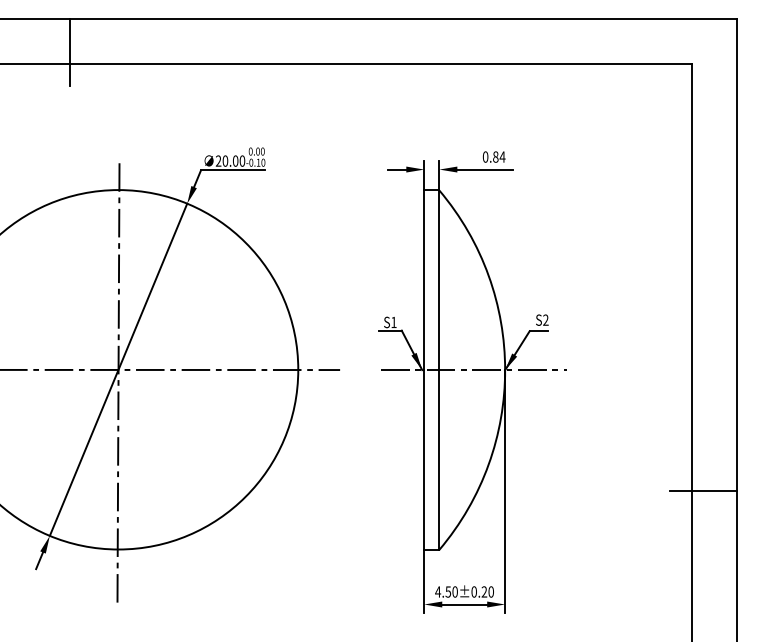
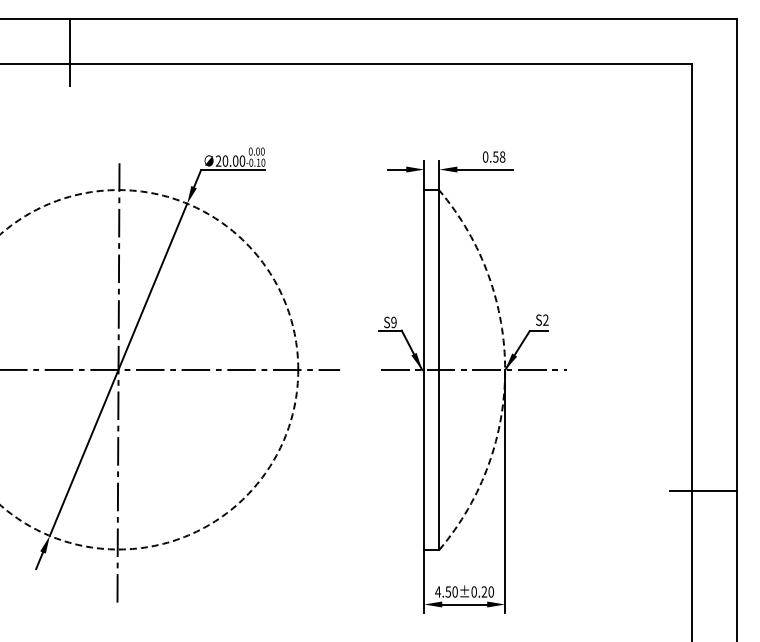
text: 0.84 -> 0.58 (499, 156)
text: S1 -> S9 (393, 322)
circle: solid -> dashed (149, 369)
arc: solid -> dashed (505, 370)
